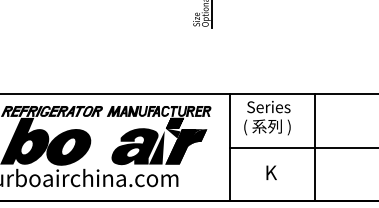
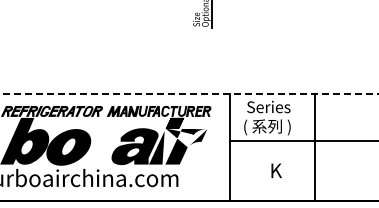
line: solid -> dashed (189, 93)
fill: present -> none (186, 146)
line position: (302, 147) -> (302, 140) (302, 140)
text position: (271, 172) -> (276, 170) (276, 170)
